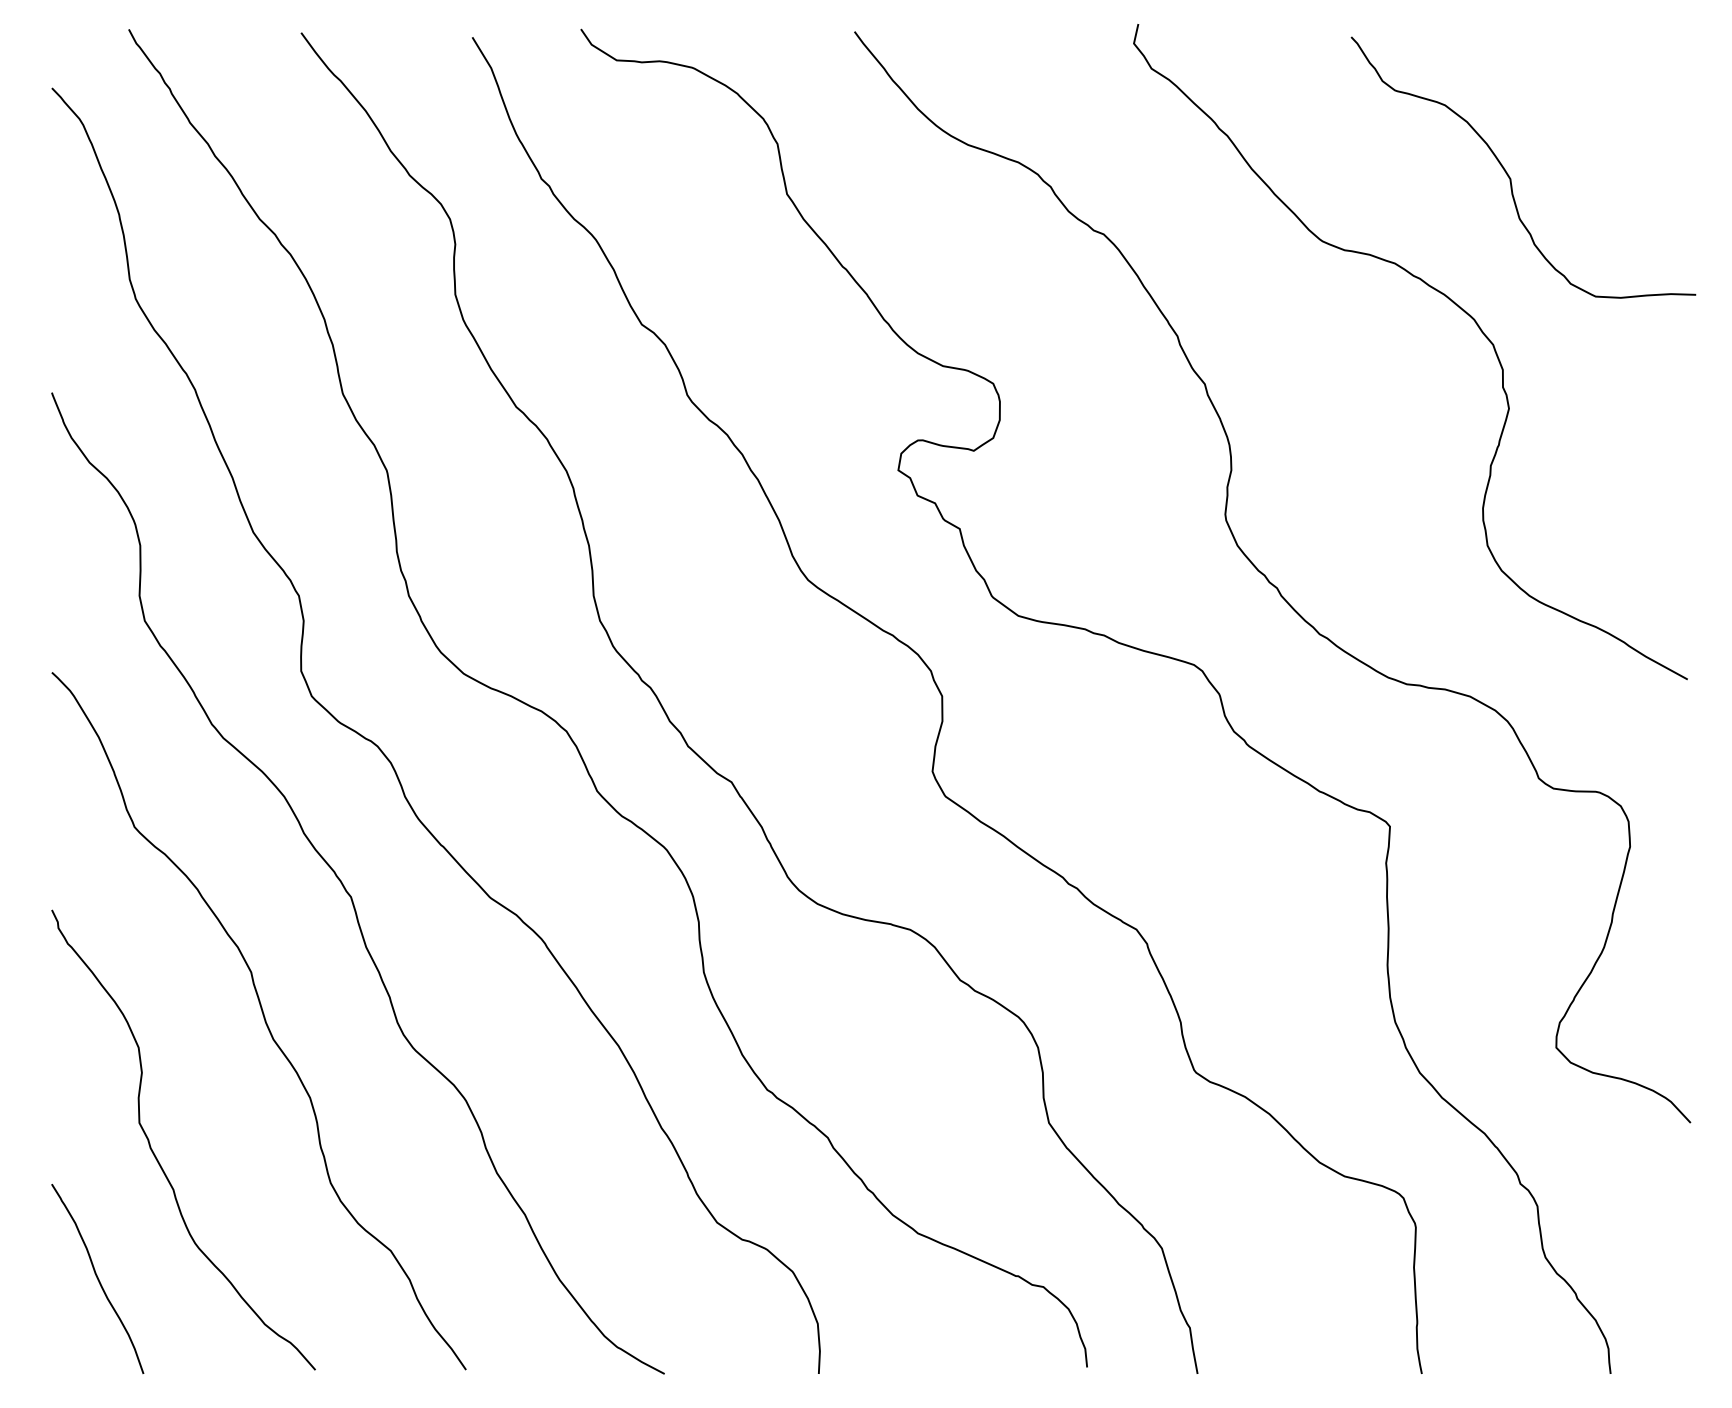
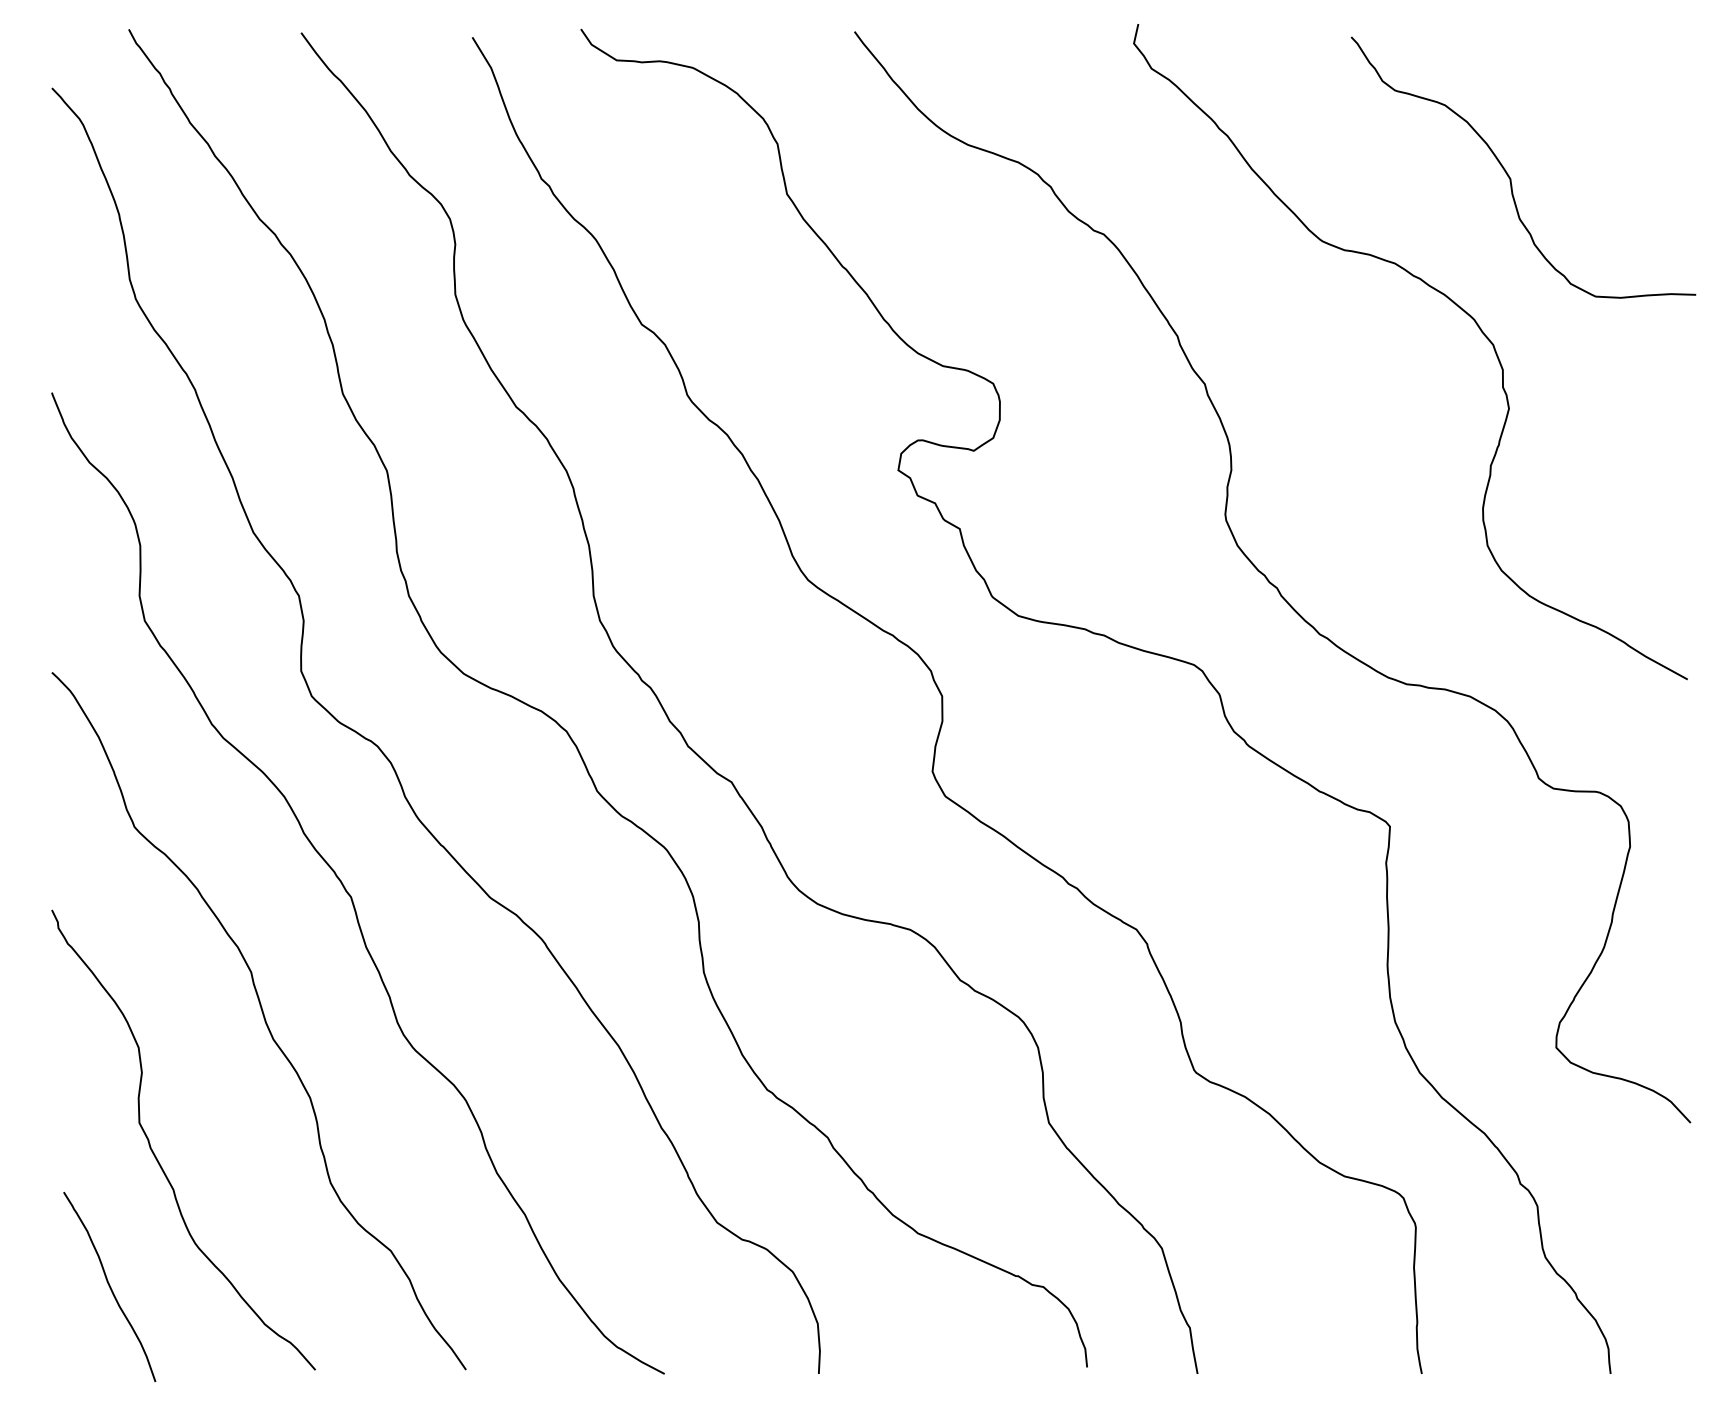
curve position: (97, 1278) -> (109, 1286) (109, 1286)
